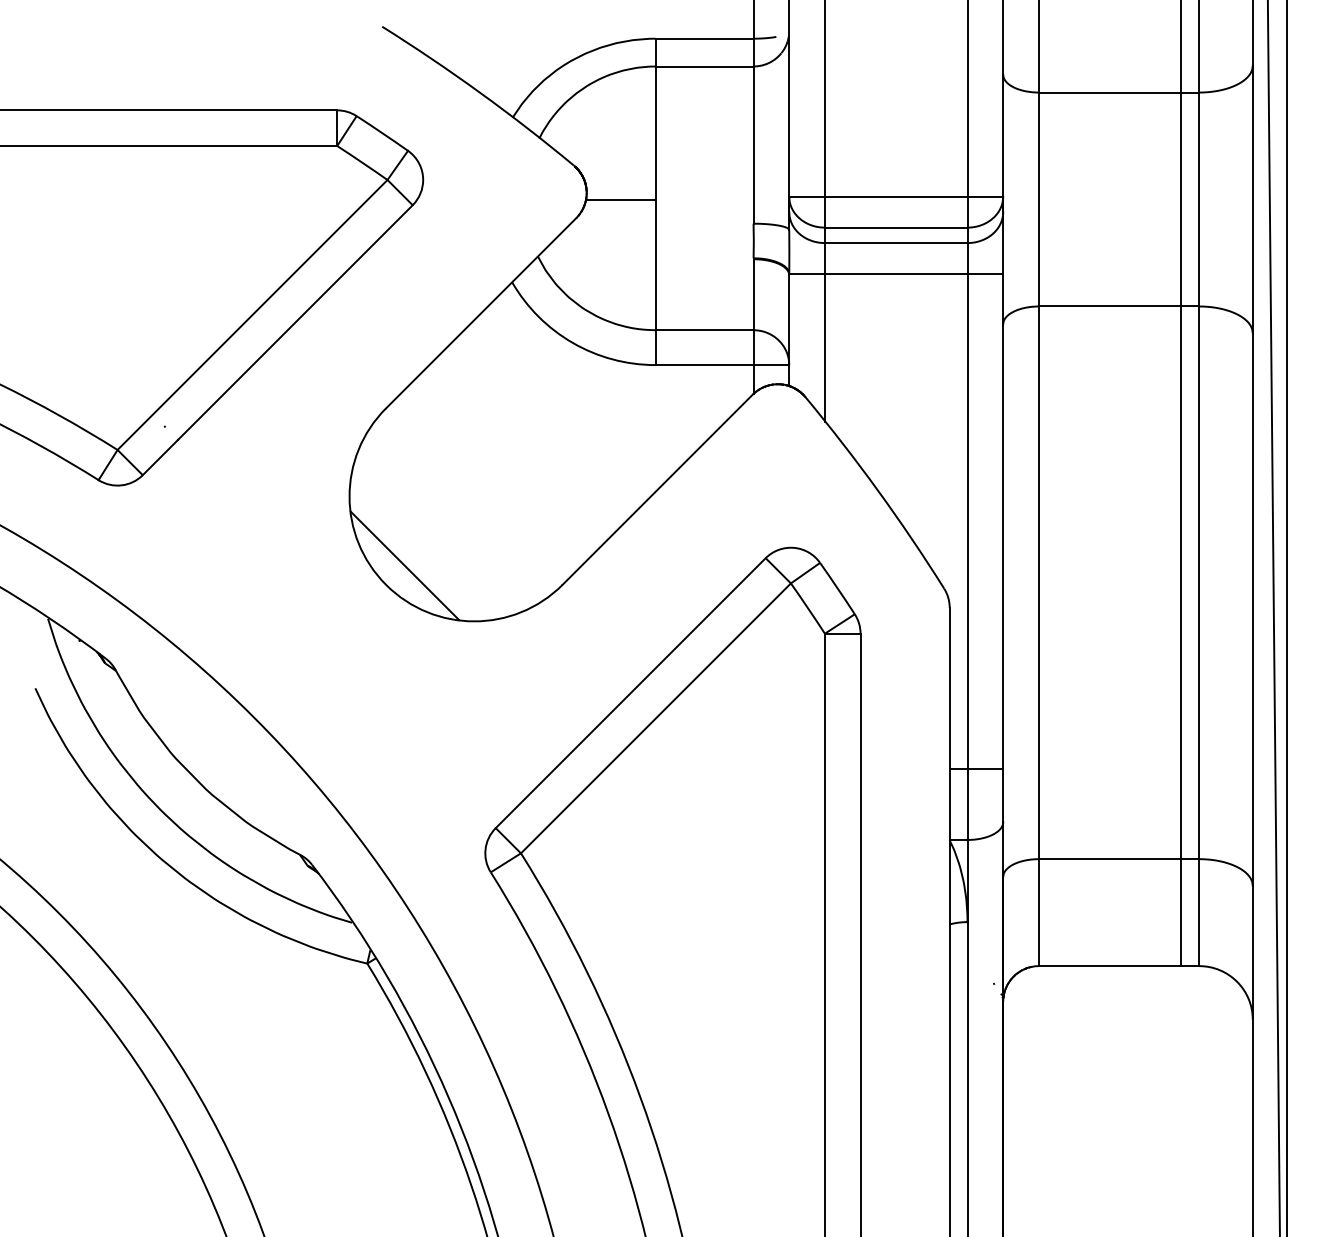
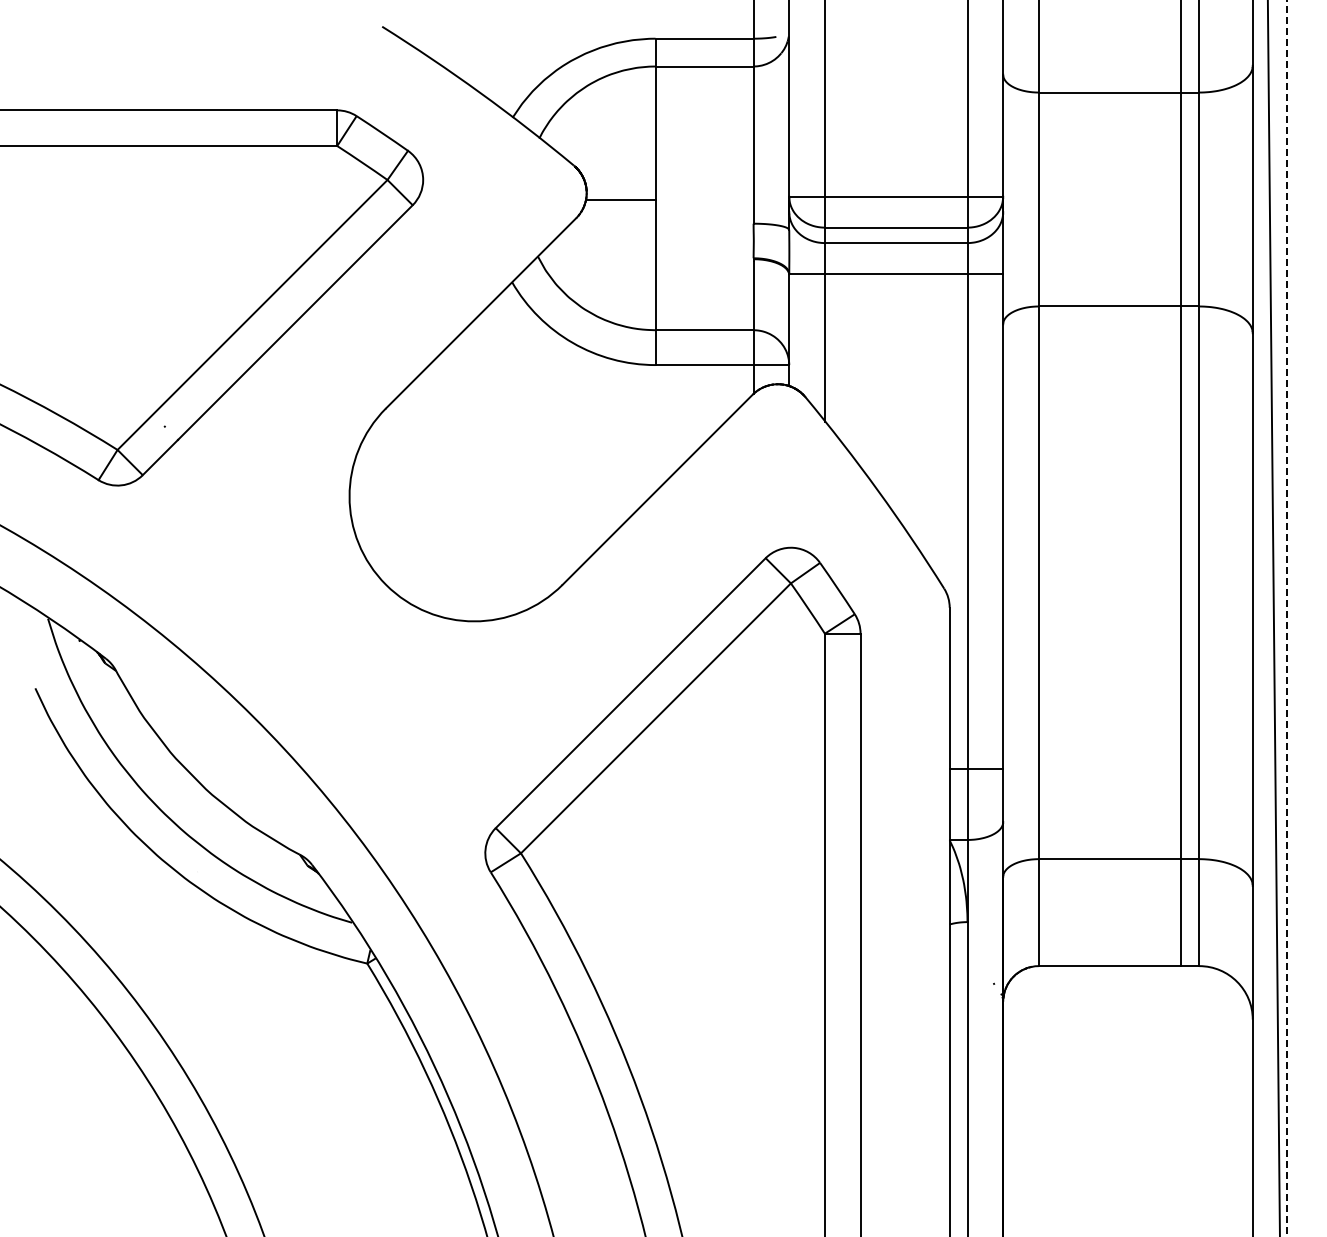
line: present -> none (404, 565)
line: solid -> dashed (1287, 618)
